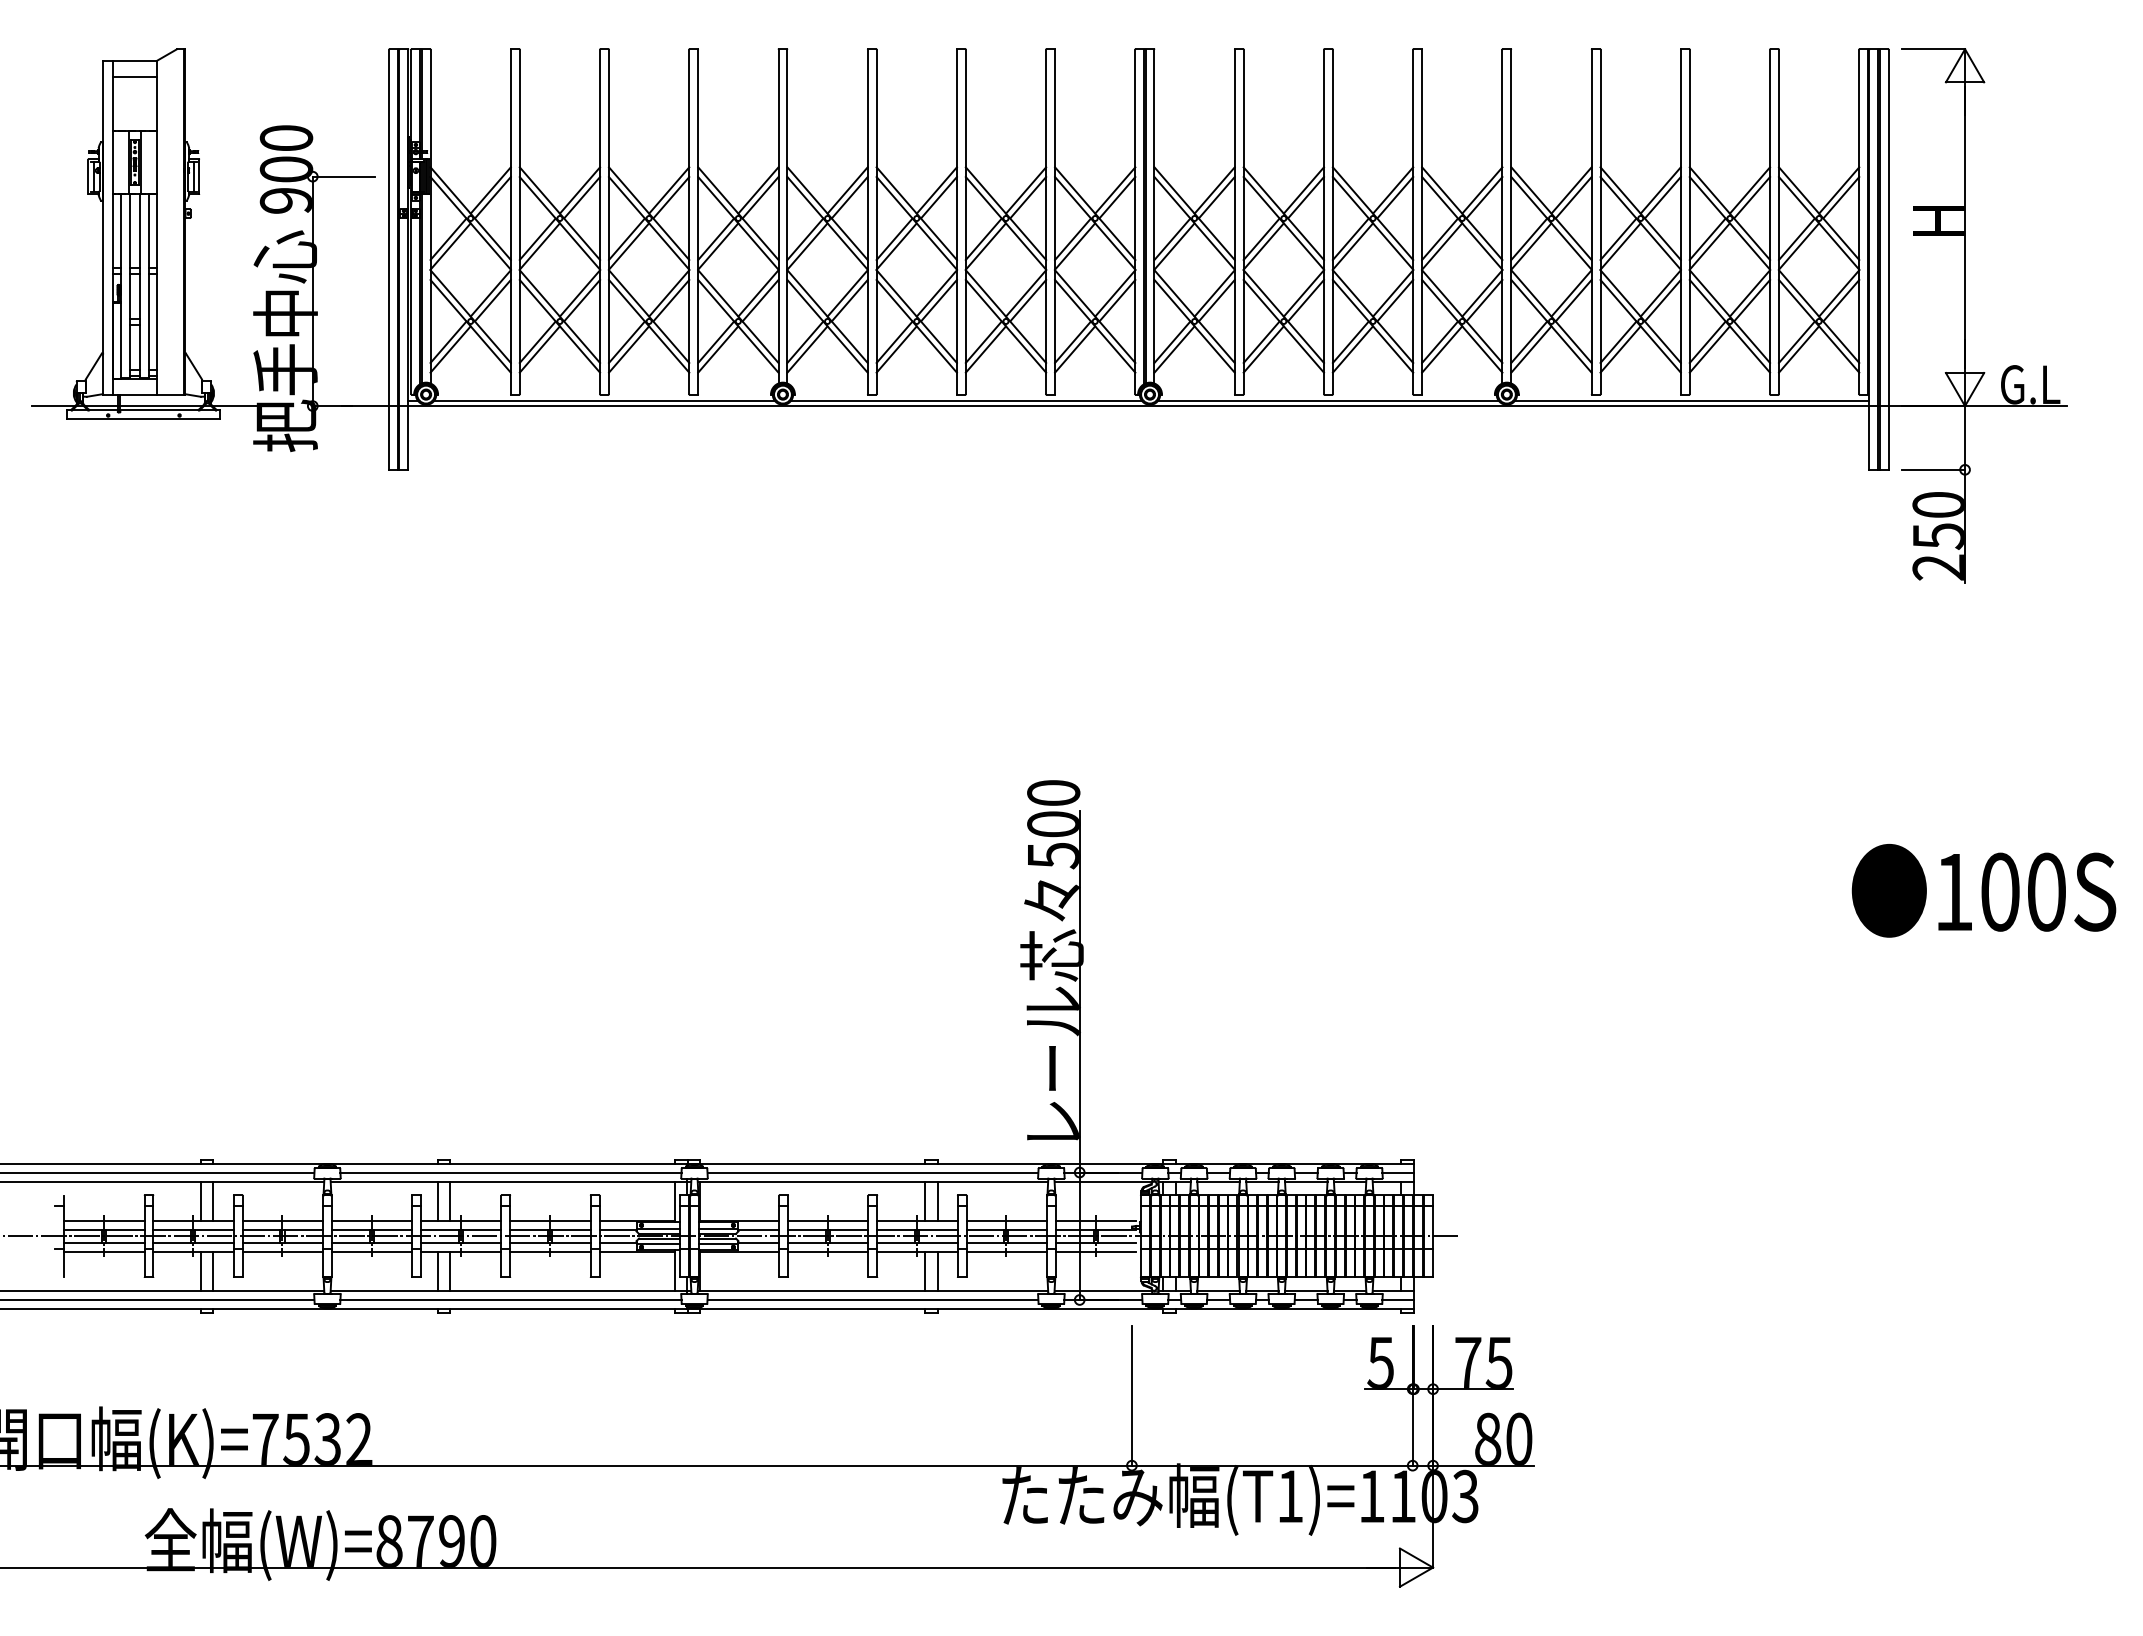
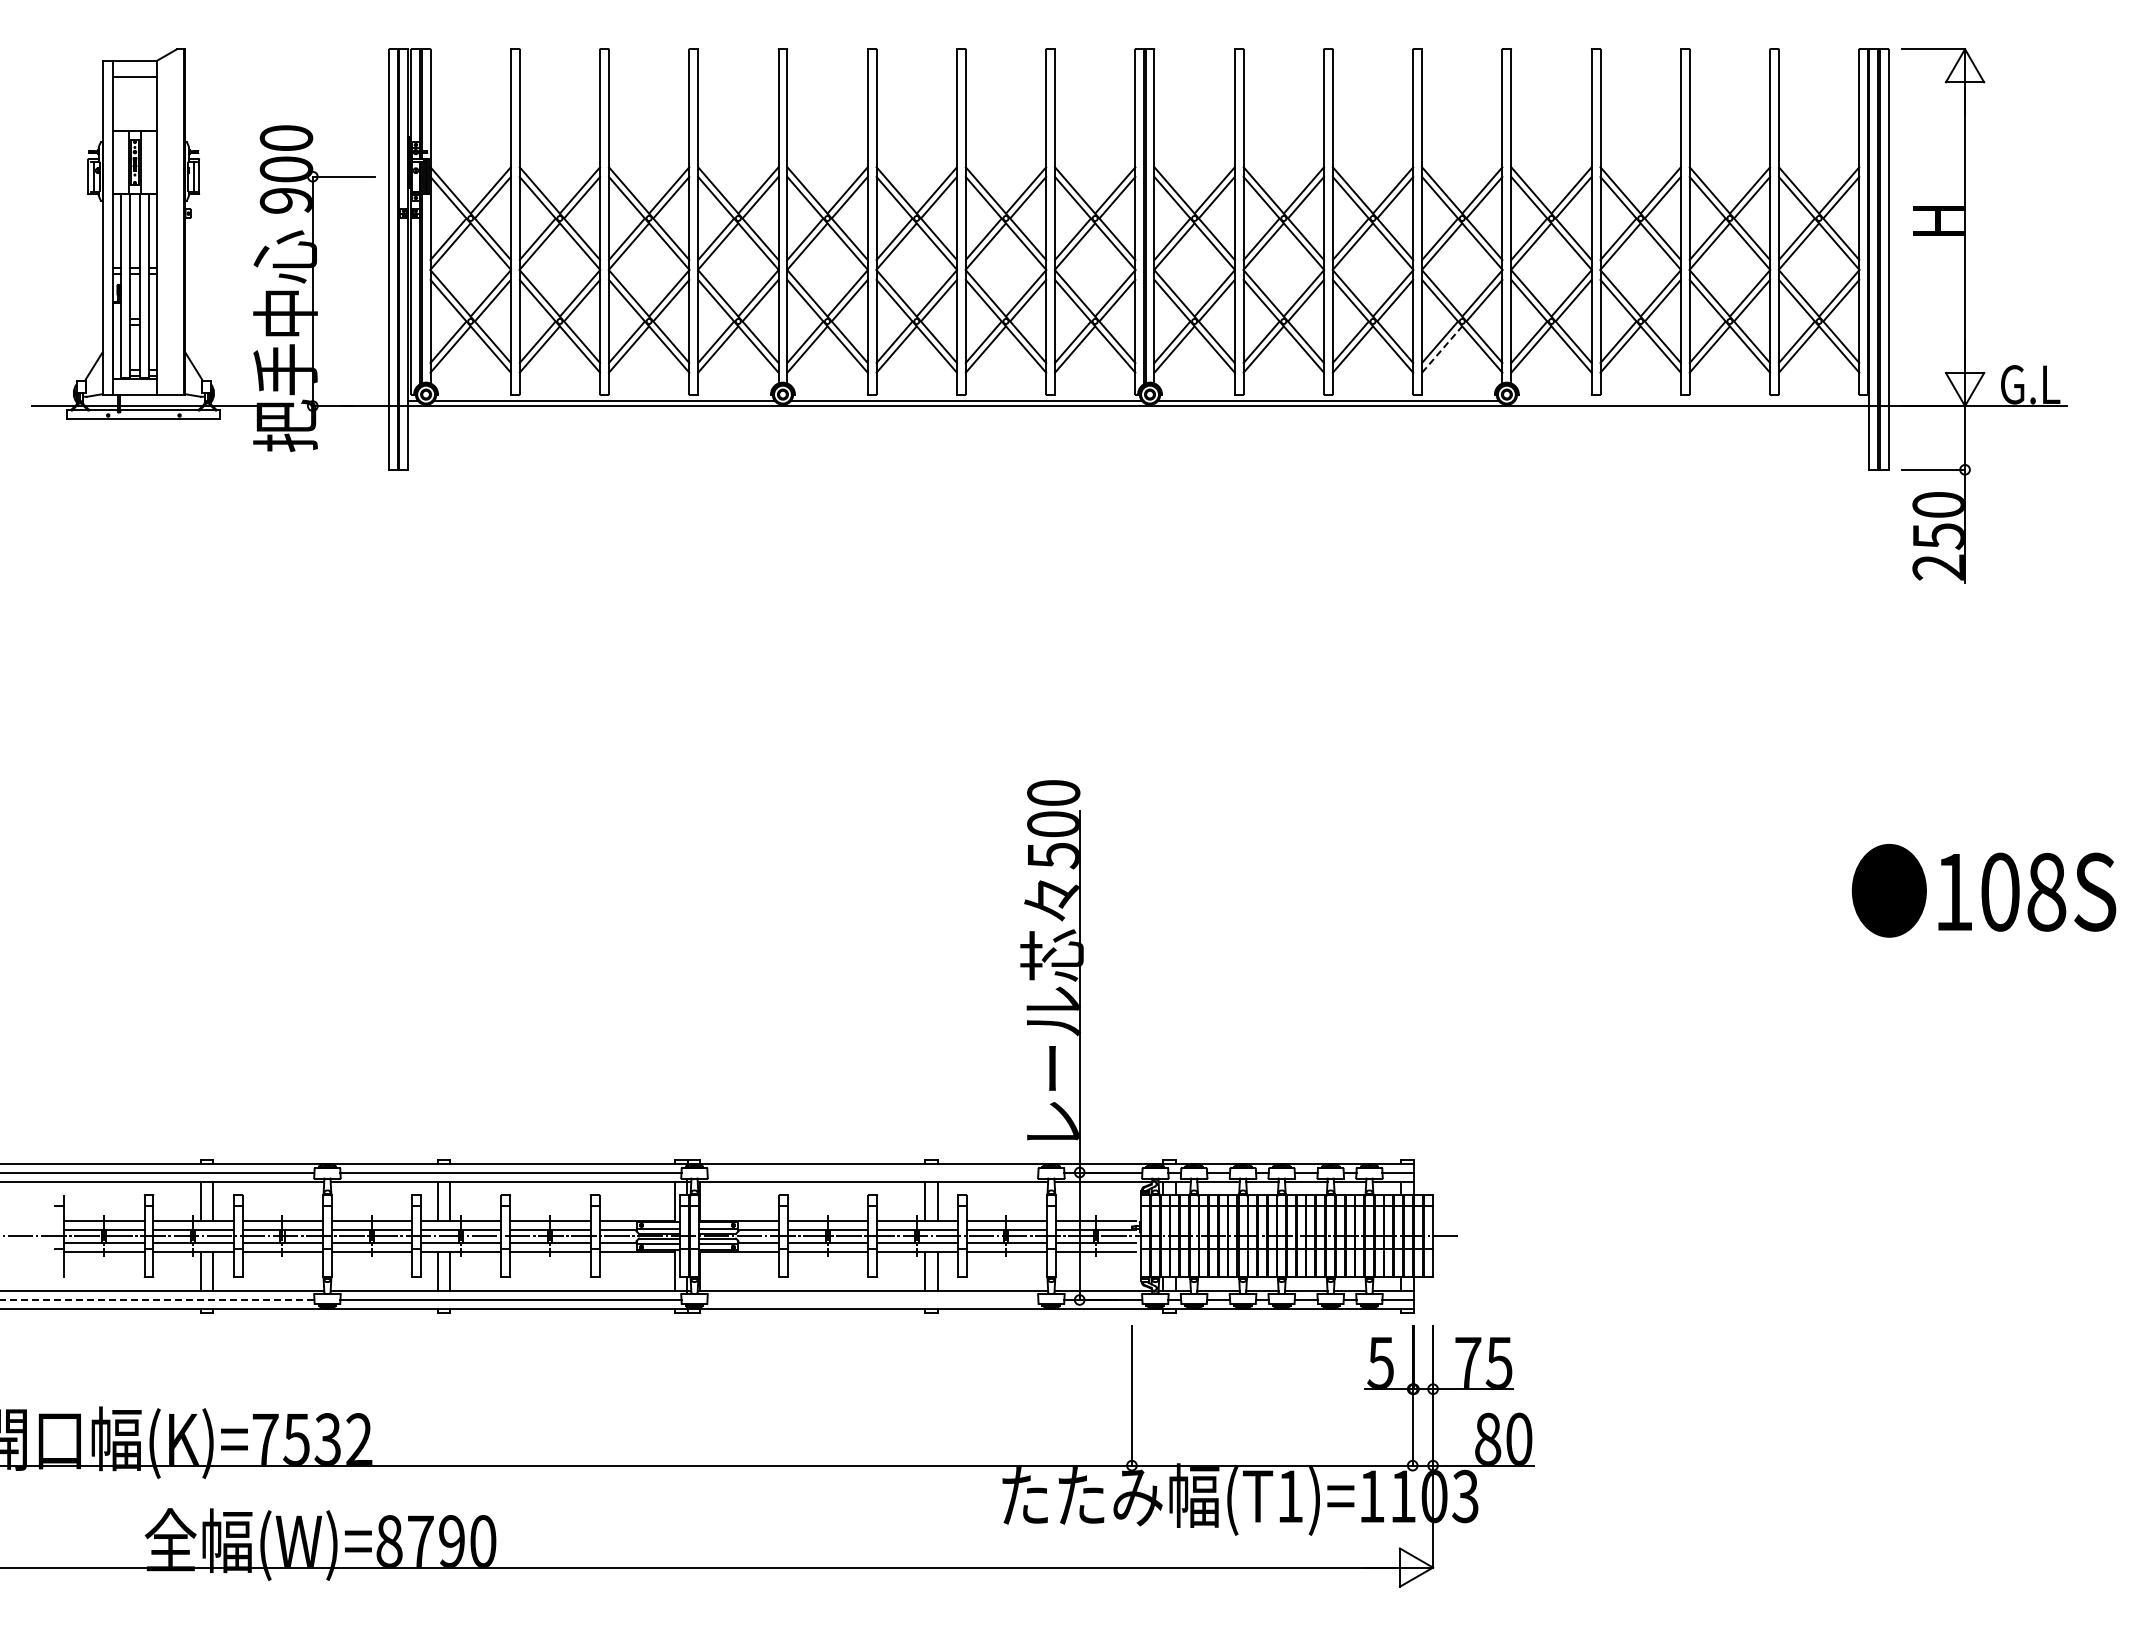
line: solid -> dashed (1442, 349)
line: present -> none (1691, 401)
text: 100S -> 108S (2046, 891)
line: present -> none (872, 1172)
line: solid -> dashed (157, 1299)
line: present -> none (872, 1299)
